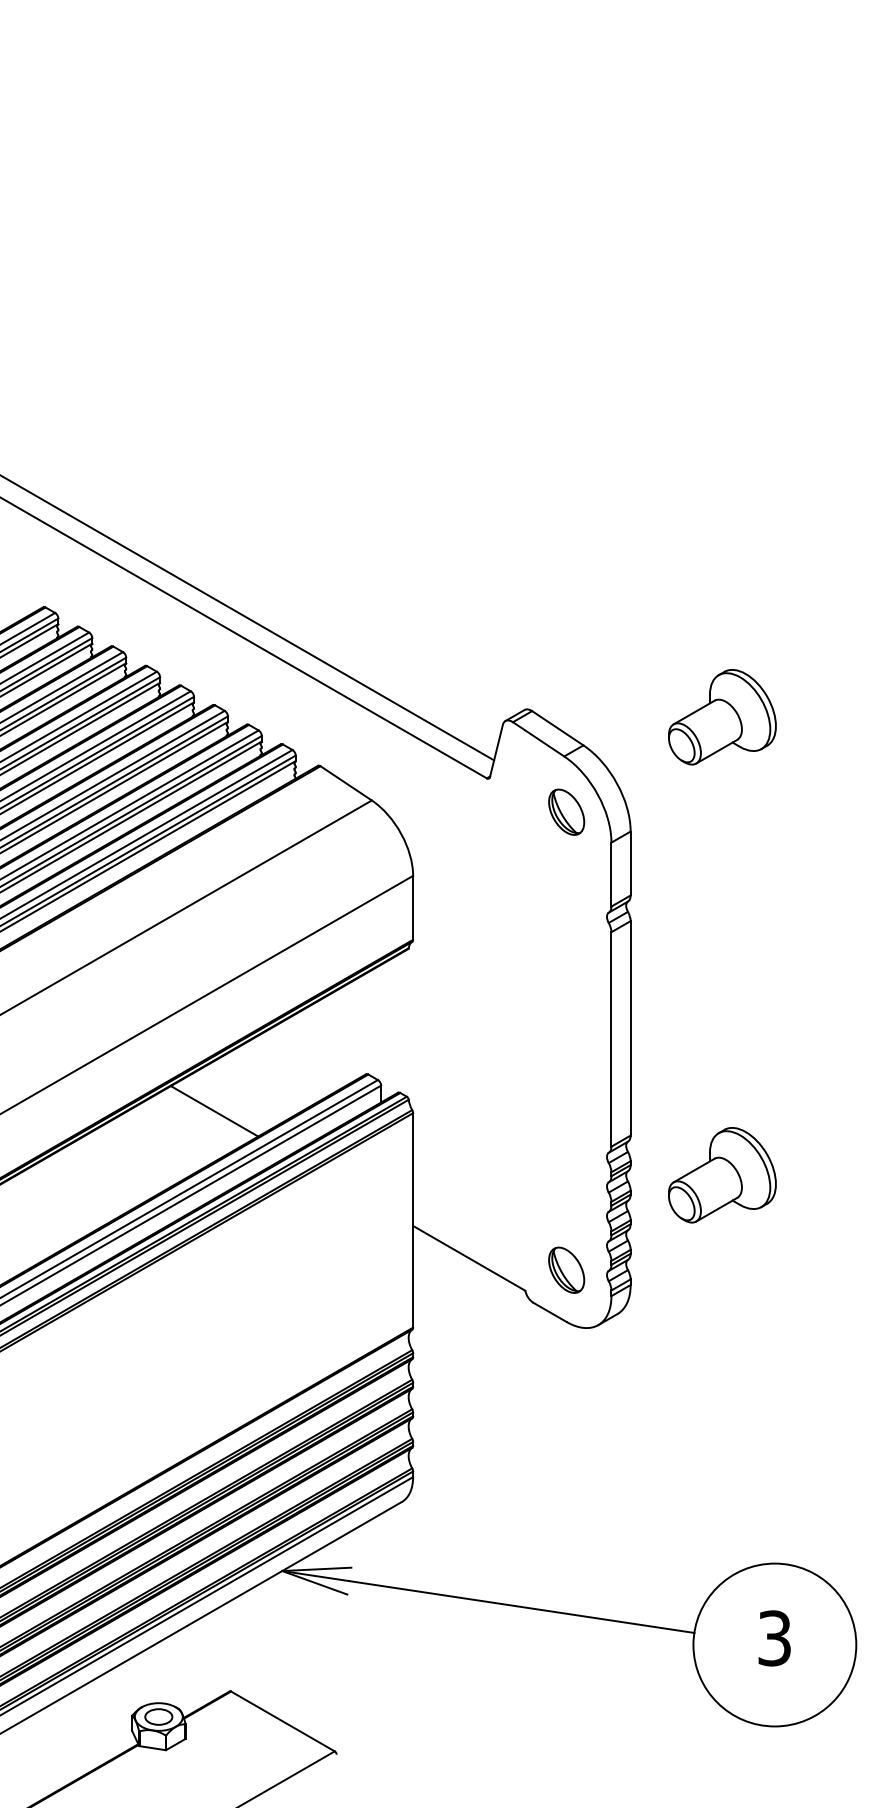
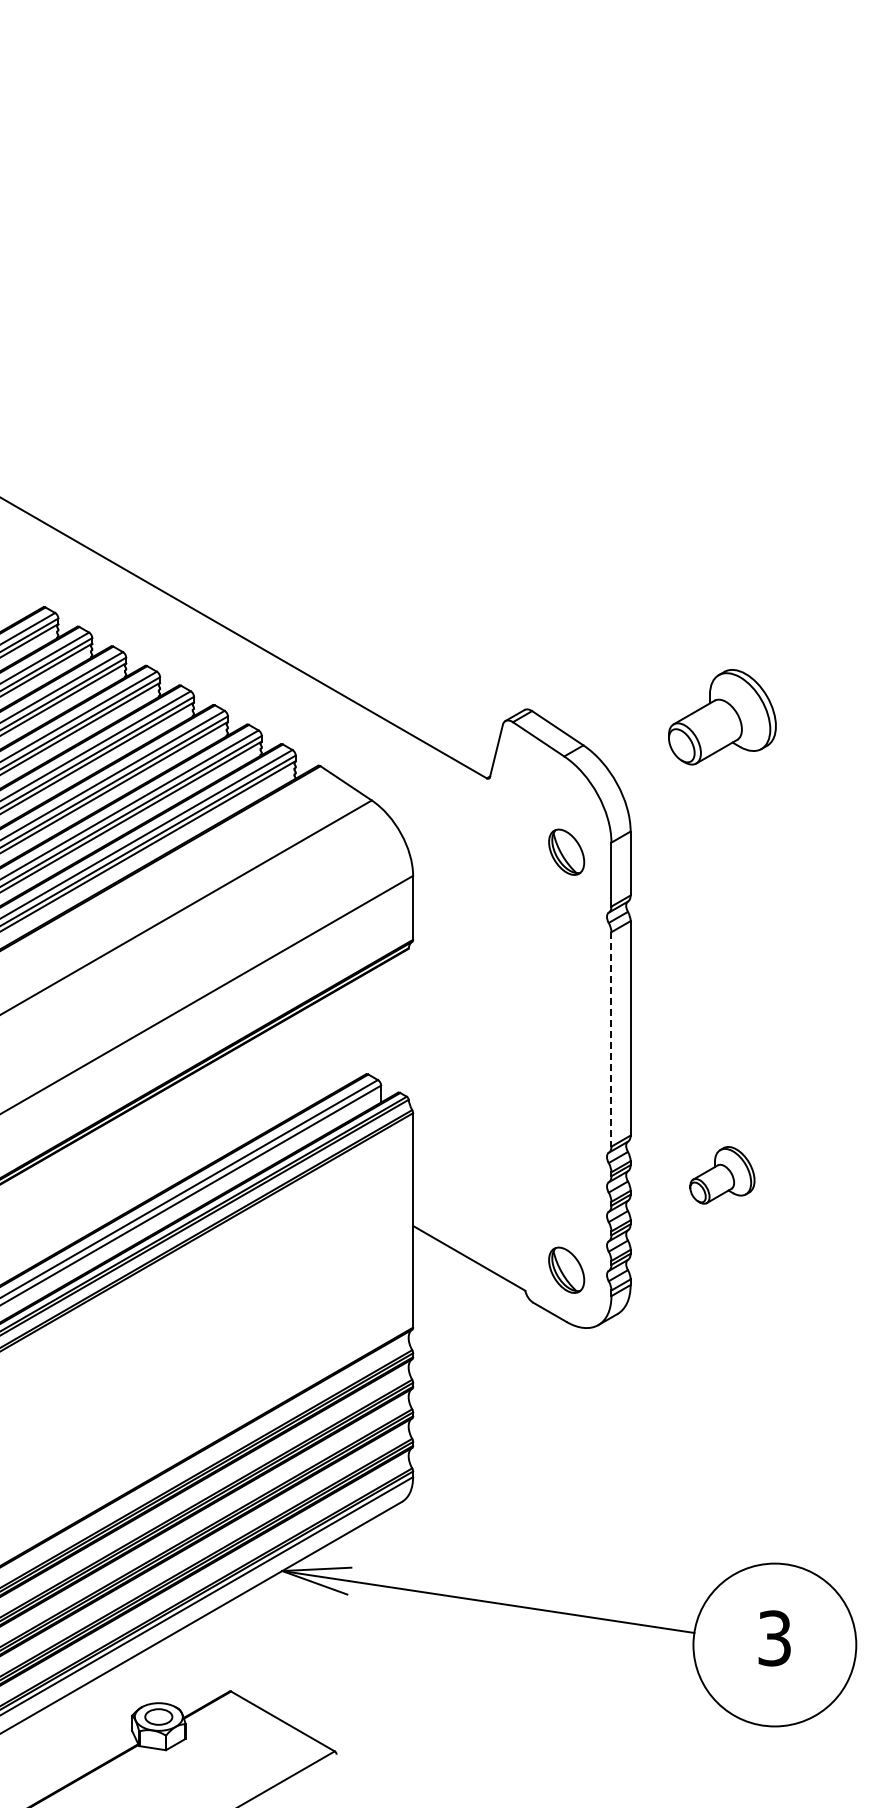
line: present -> none (248, 618)
part position: (566, 811) -> (566, 851) (566, 851)
line: solid -> dashed (611, 1039)
line: present -> none (214, 1111)
part size: 109x97 px -> 67x59 px (722, 1175)
